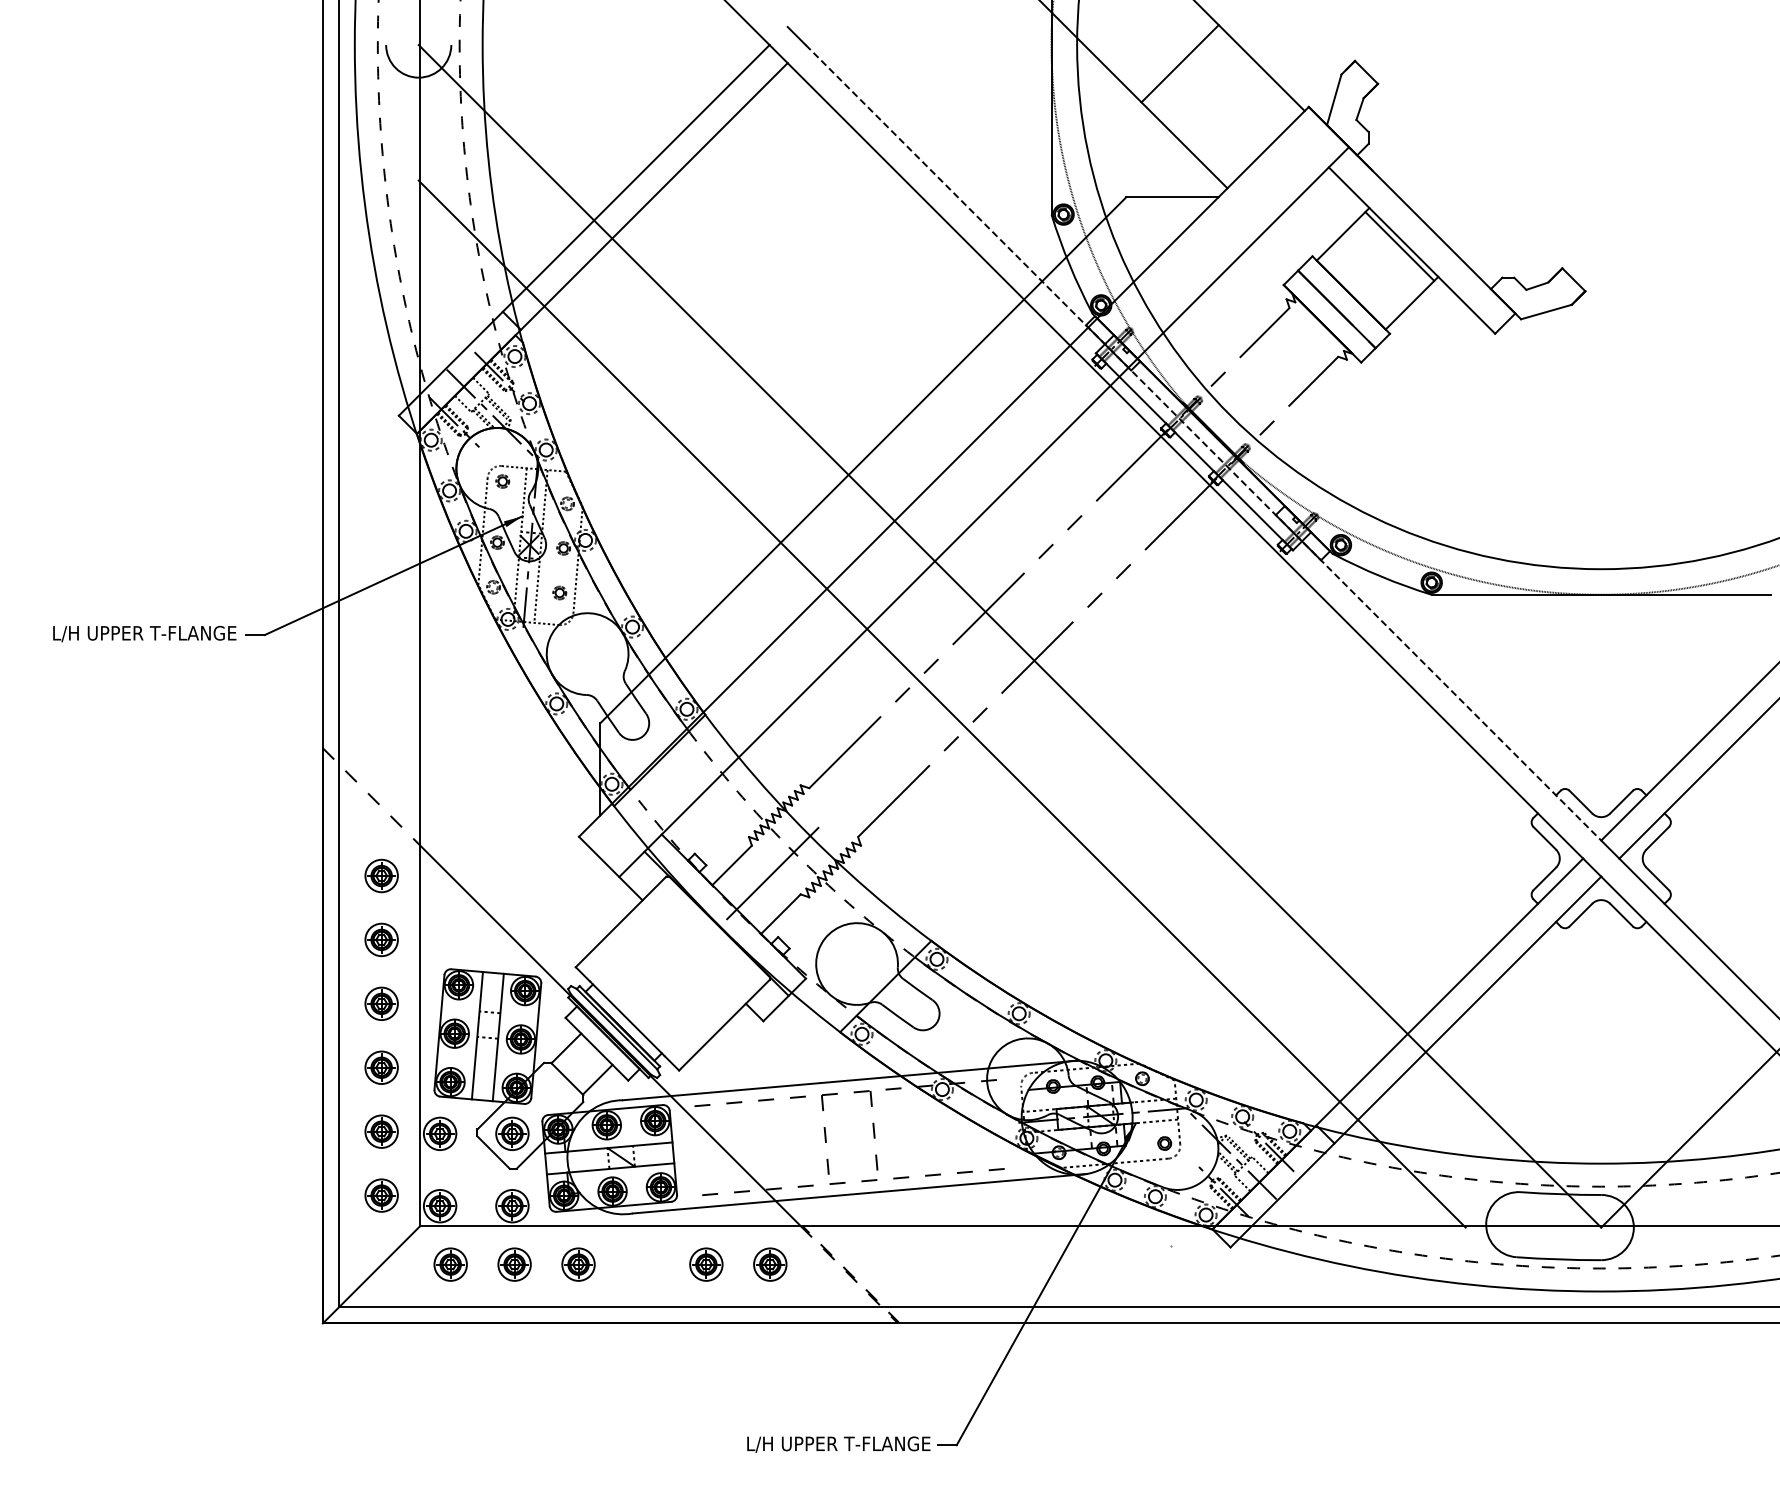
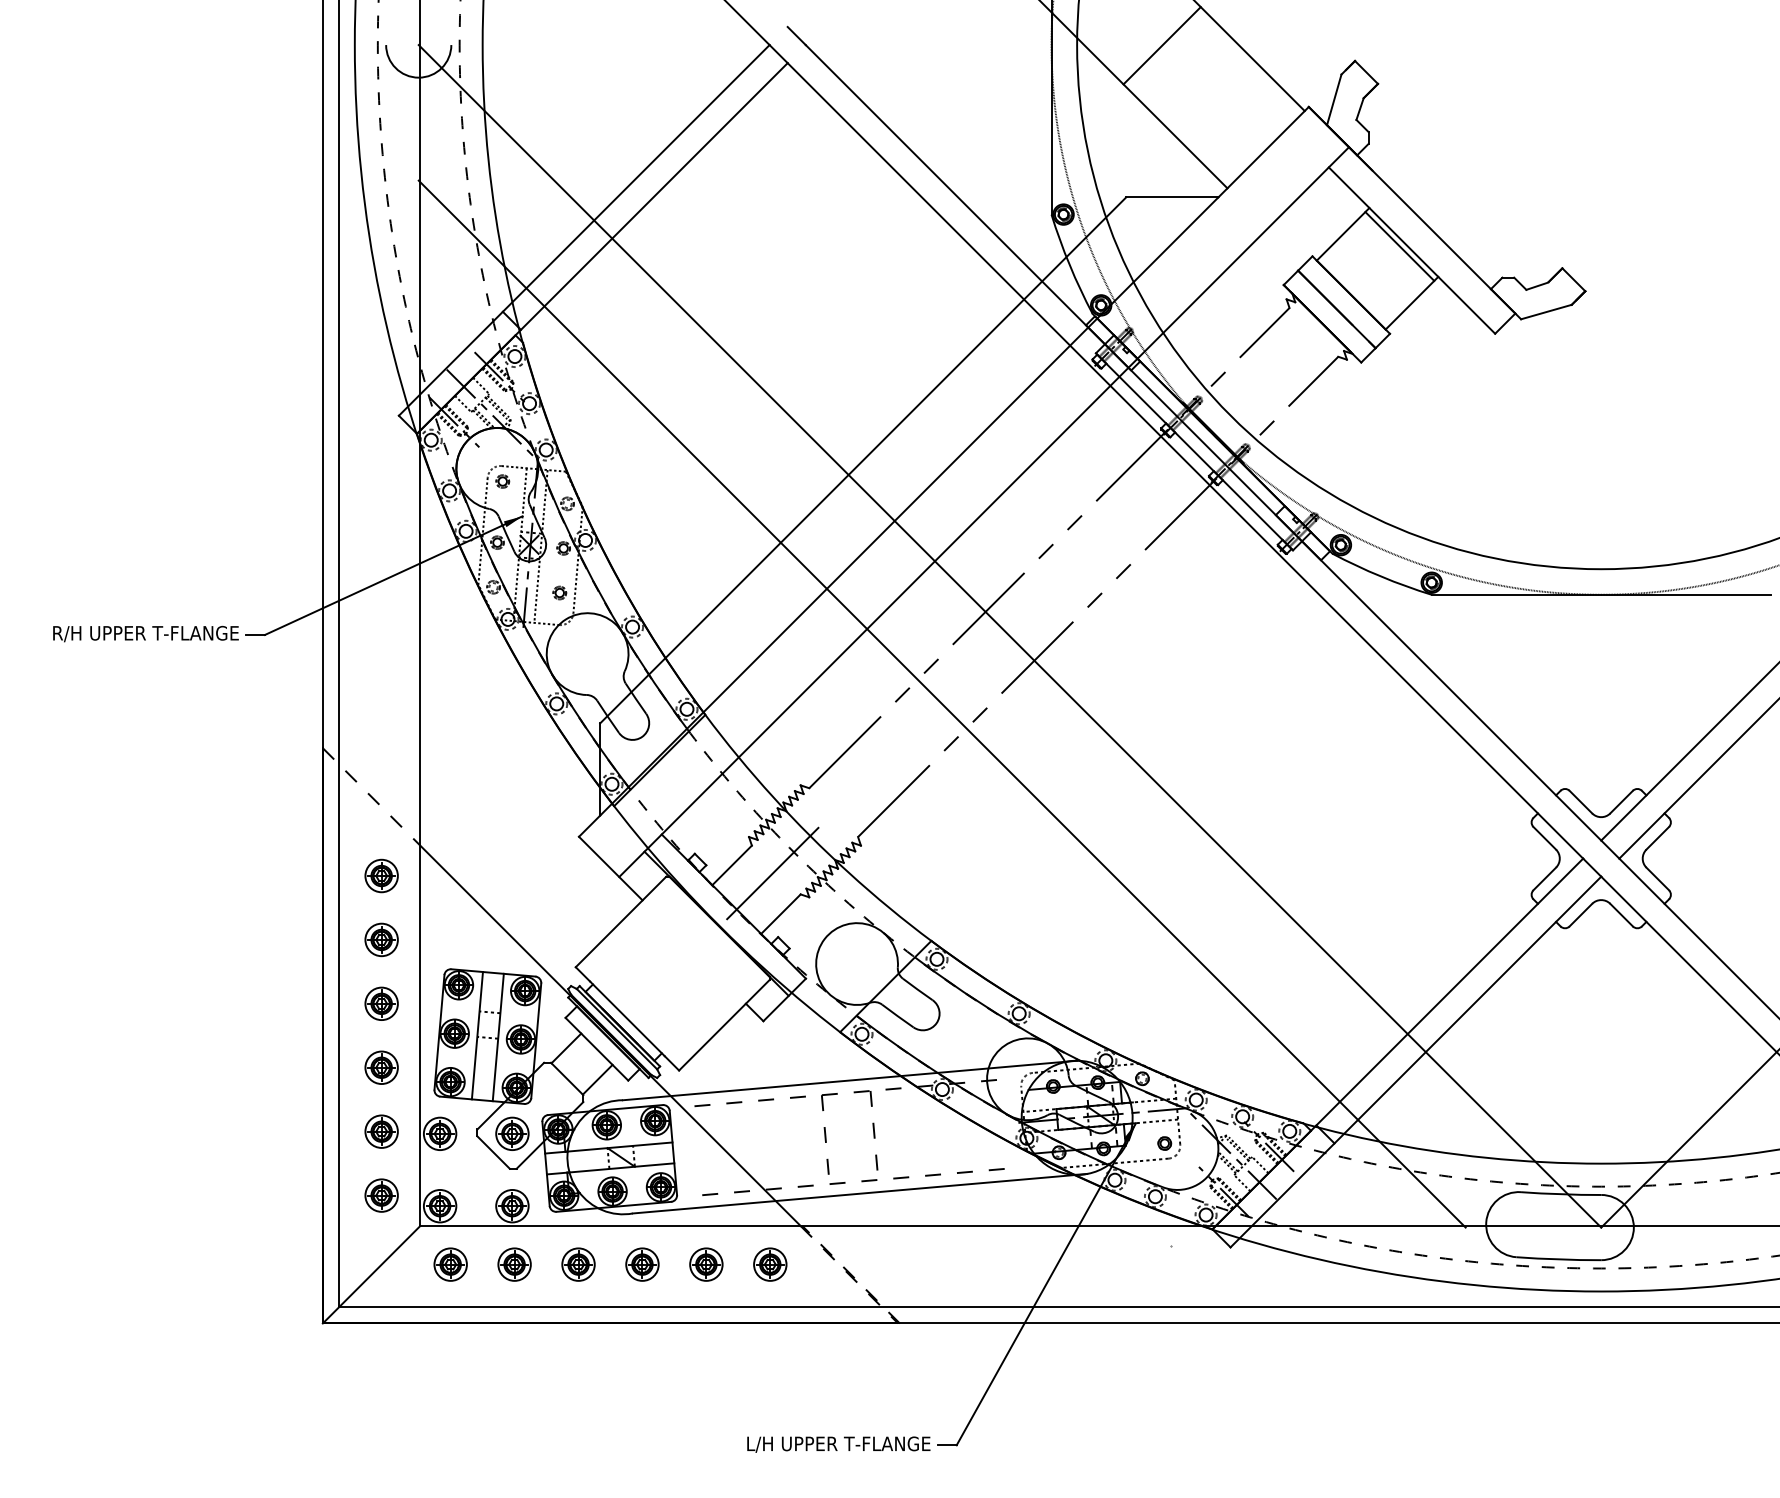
line position: (1179, 63) -> (1161, 45) (1161, 45)
line: dashed -> solid (1203, 443)
text: L/H UPPER T-FLANGE -> R/H UPPER T-FLANGE (146, 633)
part: none -> present (642, 1264)
